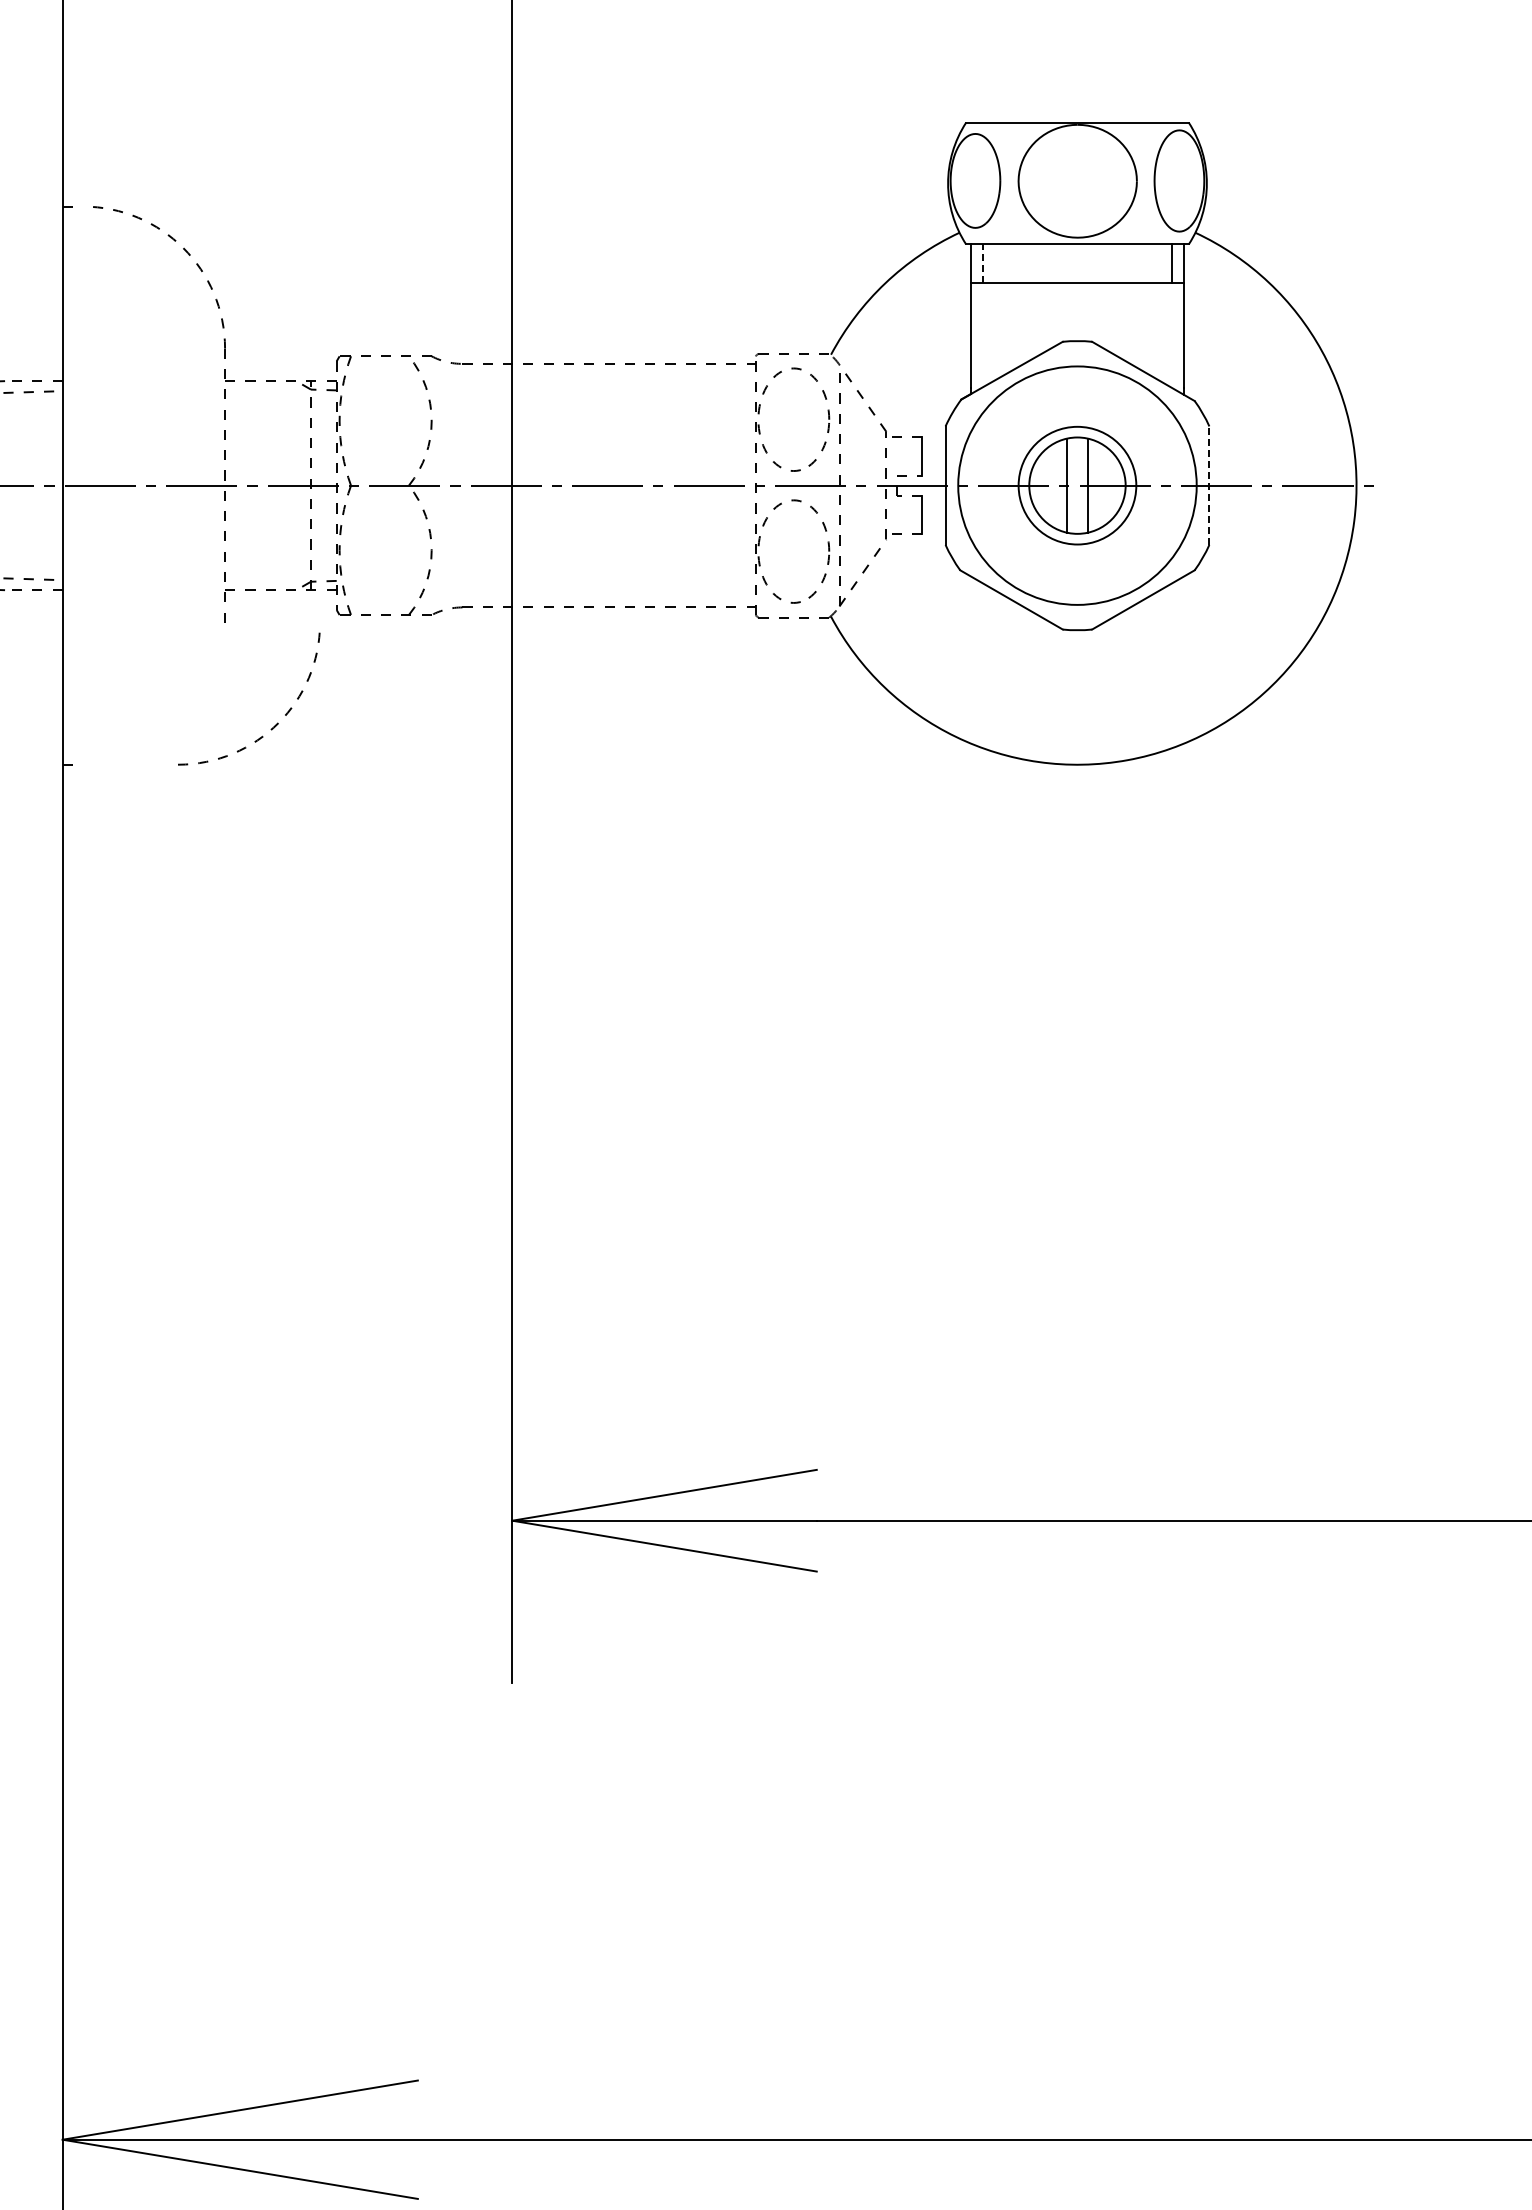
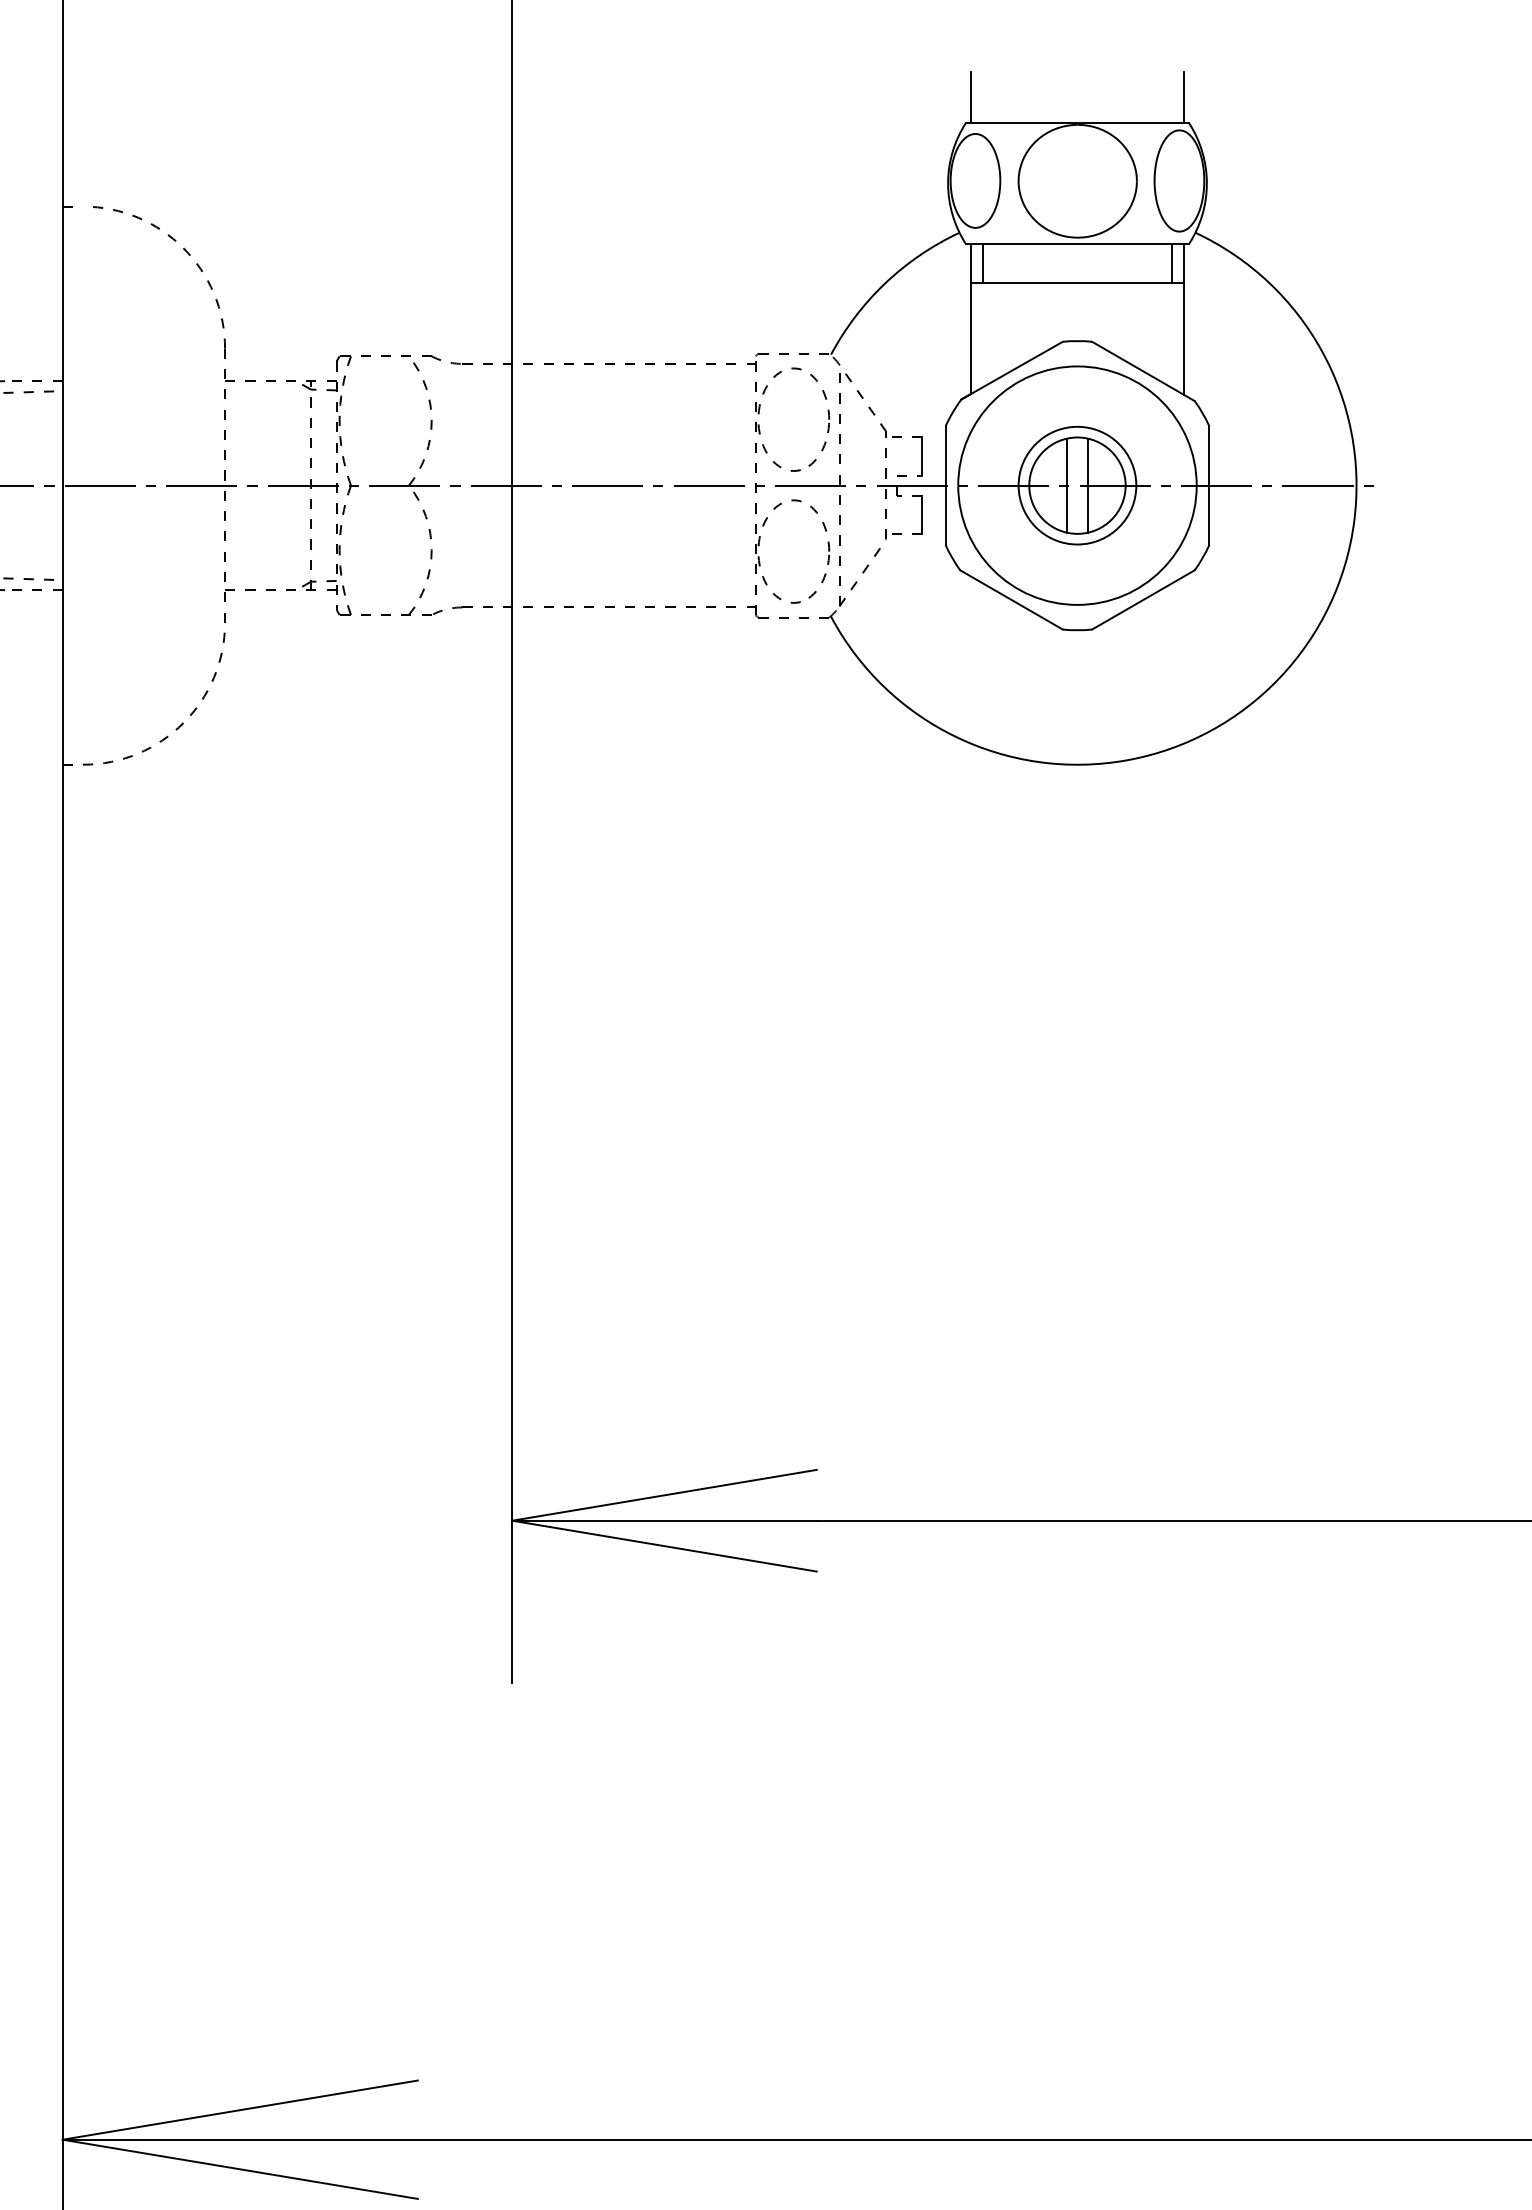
line: none -> present (970, 96)
line: none -> present (1184, 96)
line: dashed -> solid (982, 263)
line: dashed -> solid (1209, 485)
arc position: (275, 724) -> (180, 724) (180, 724)
